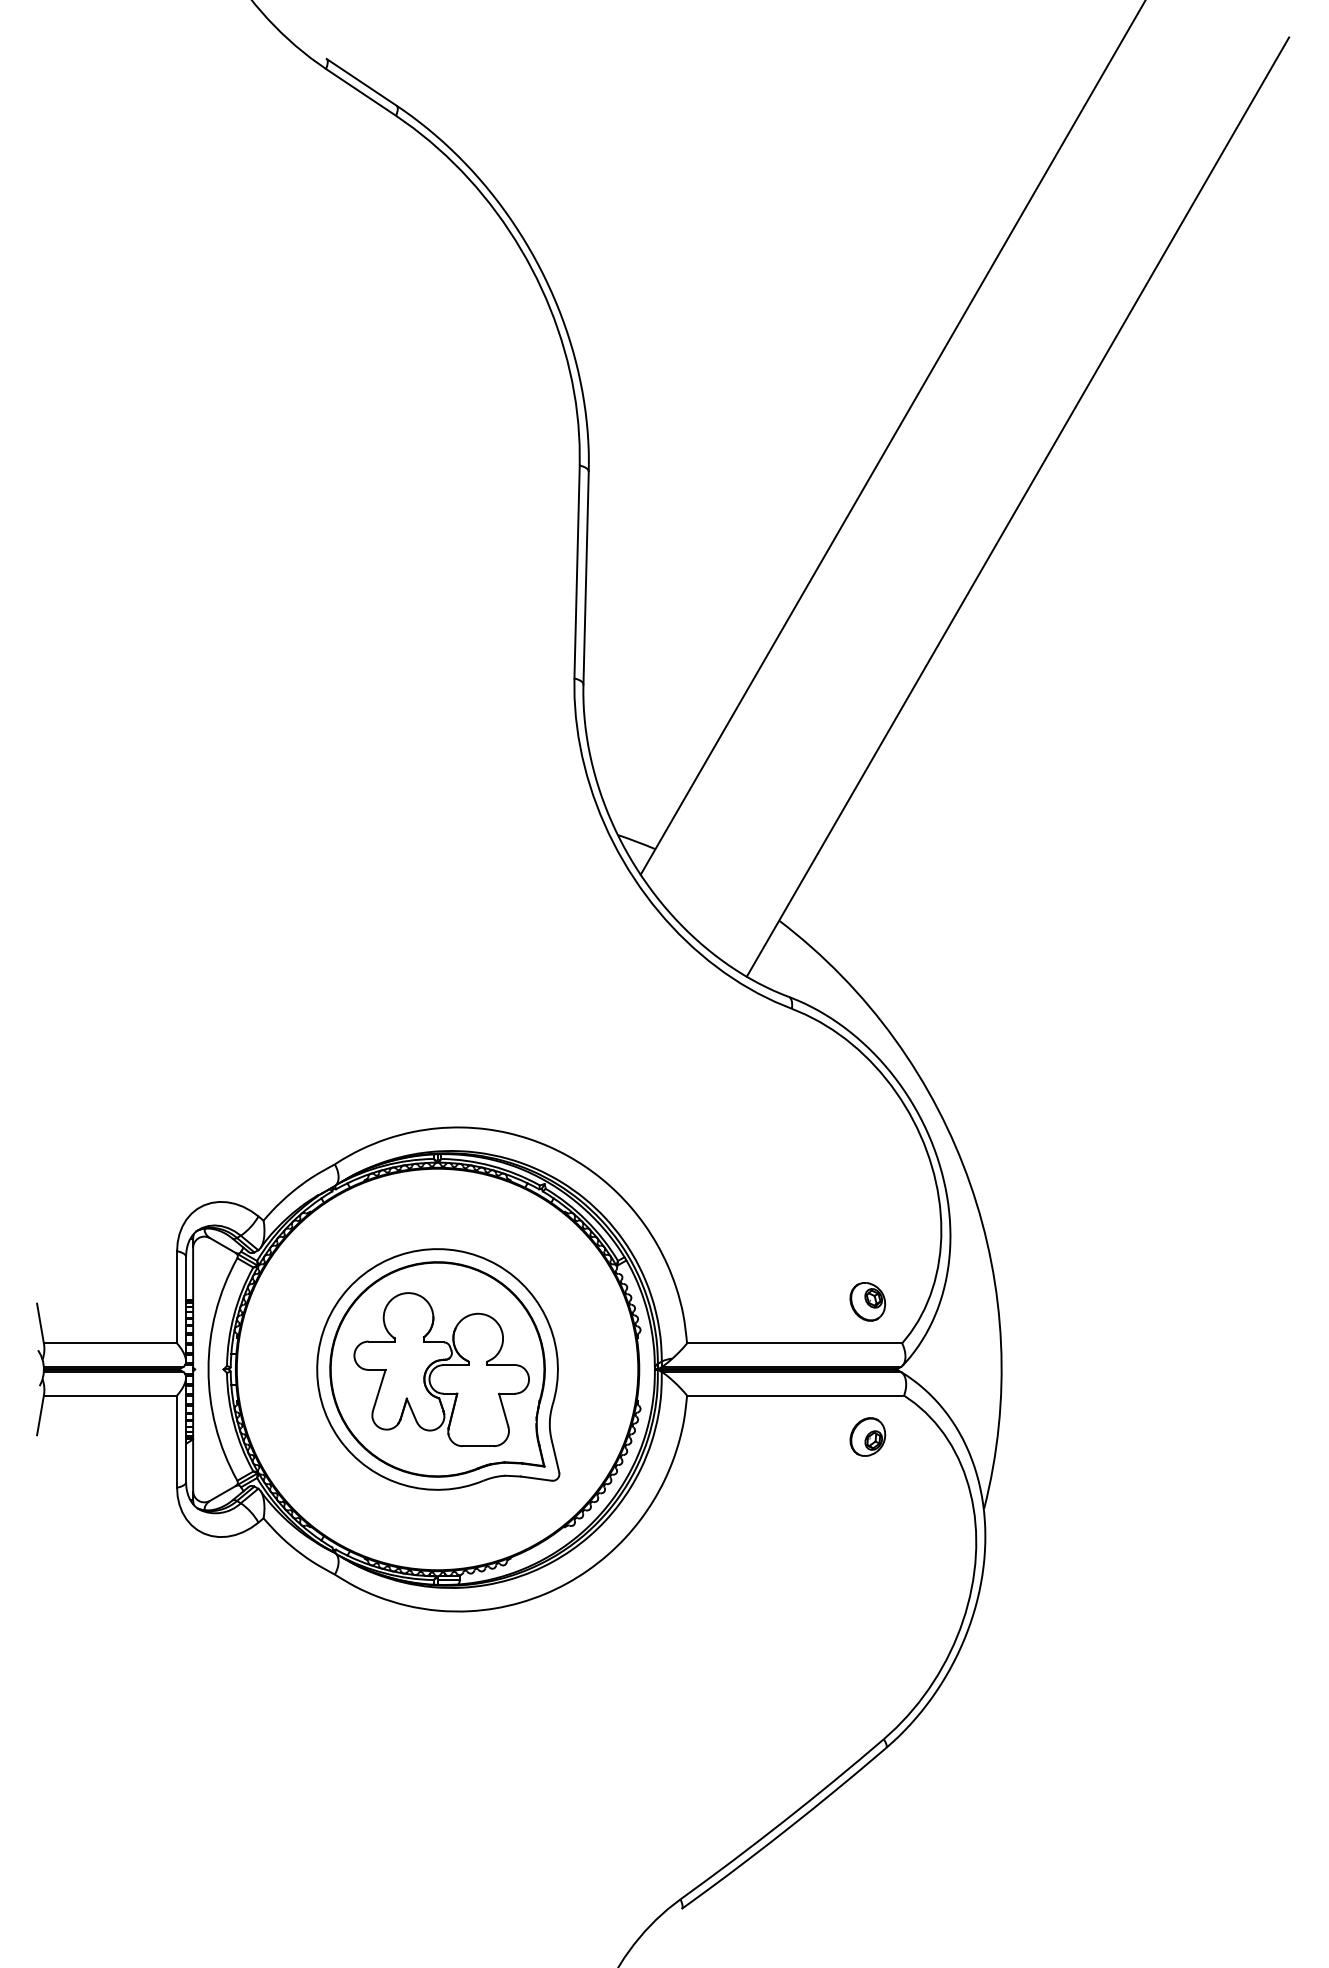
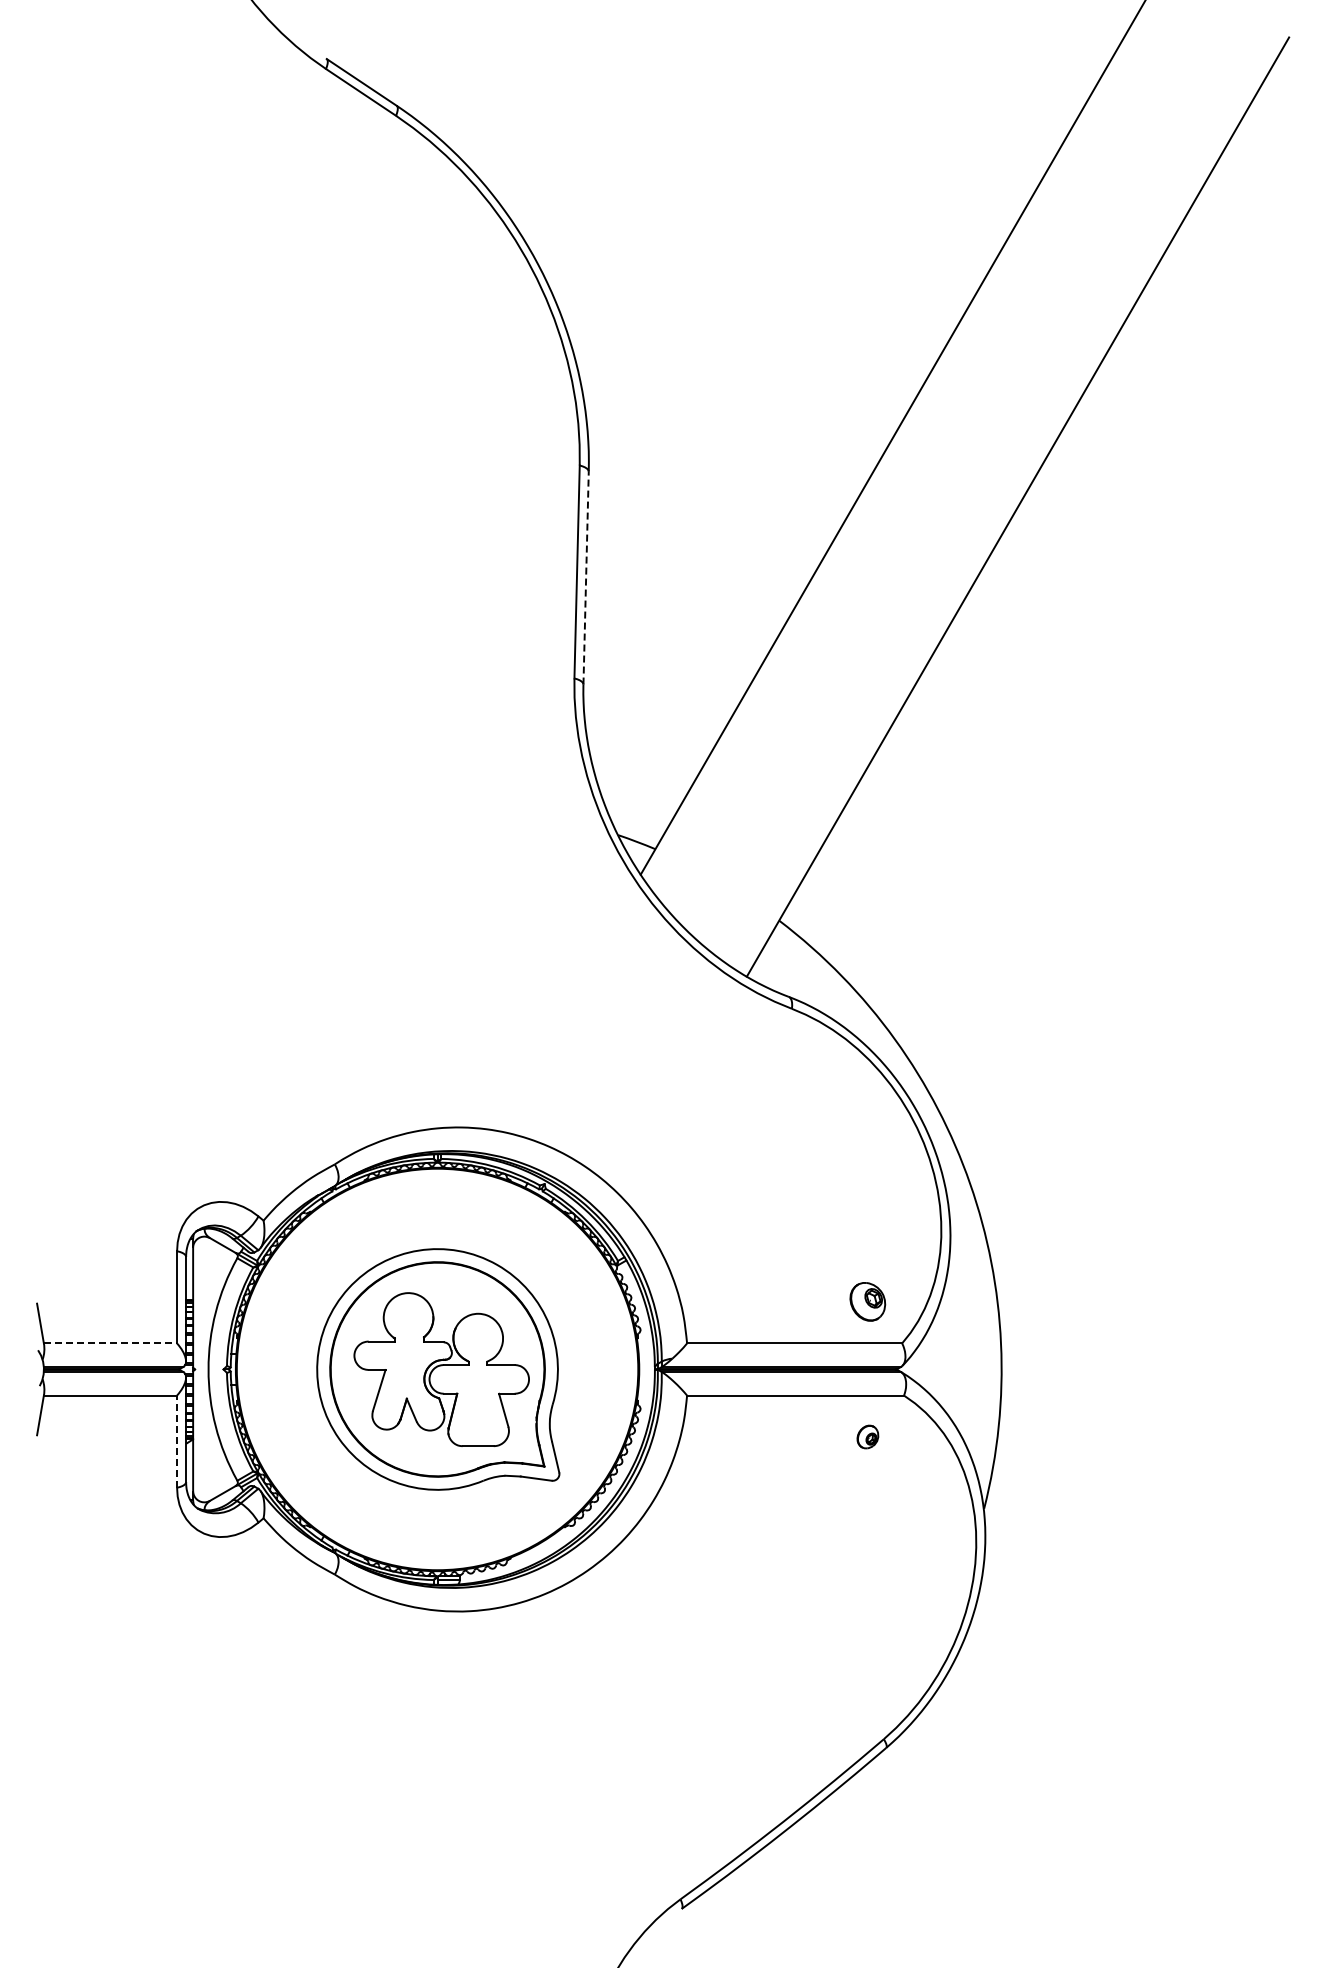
line: solid -> dashed (586, 577)
line: solid -> dashed (110, 1343)
part size: 38x40 px -> 24x26 px (867, 1436)
line: solid -> dashed (177, 1441)
